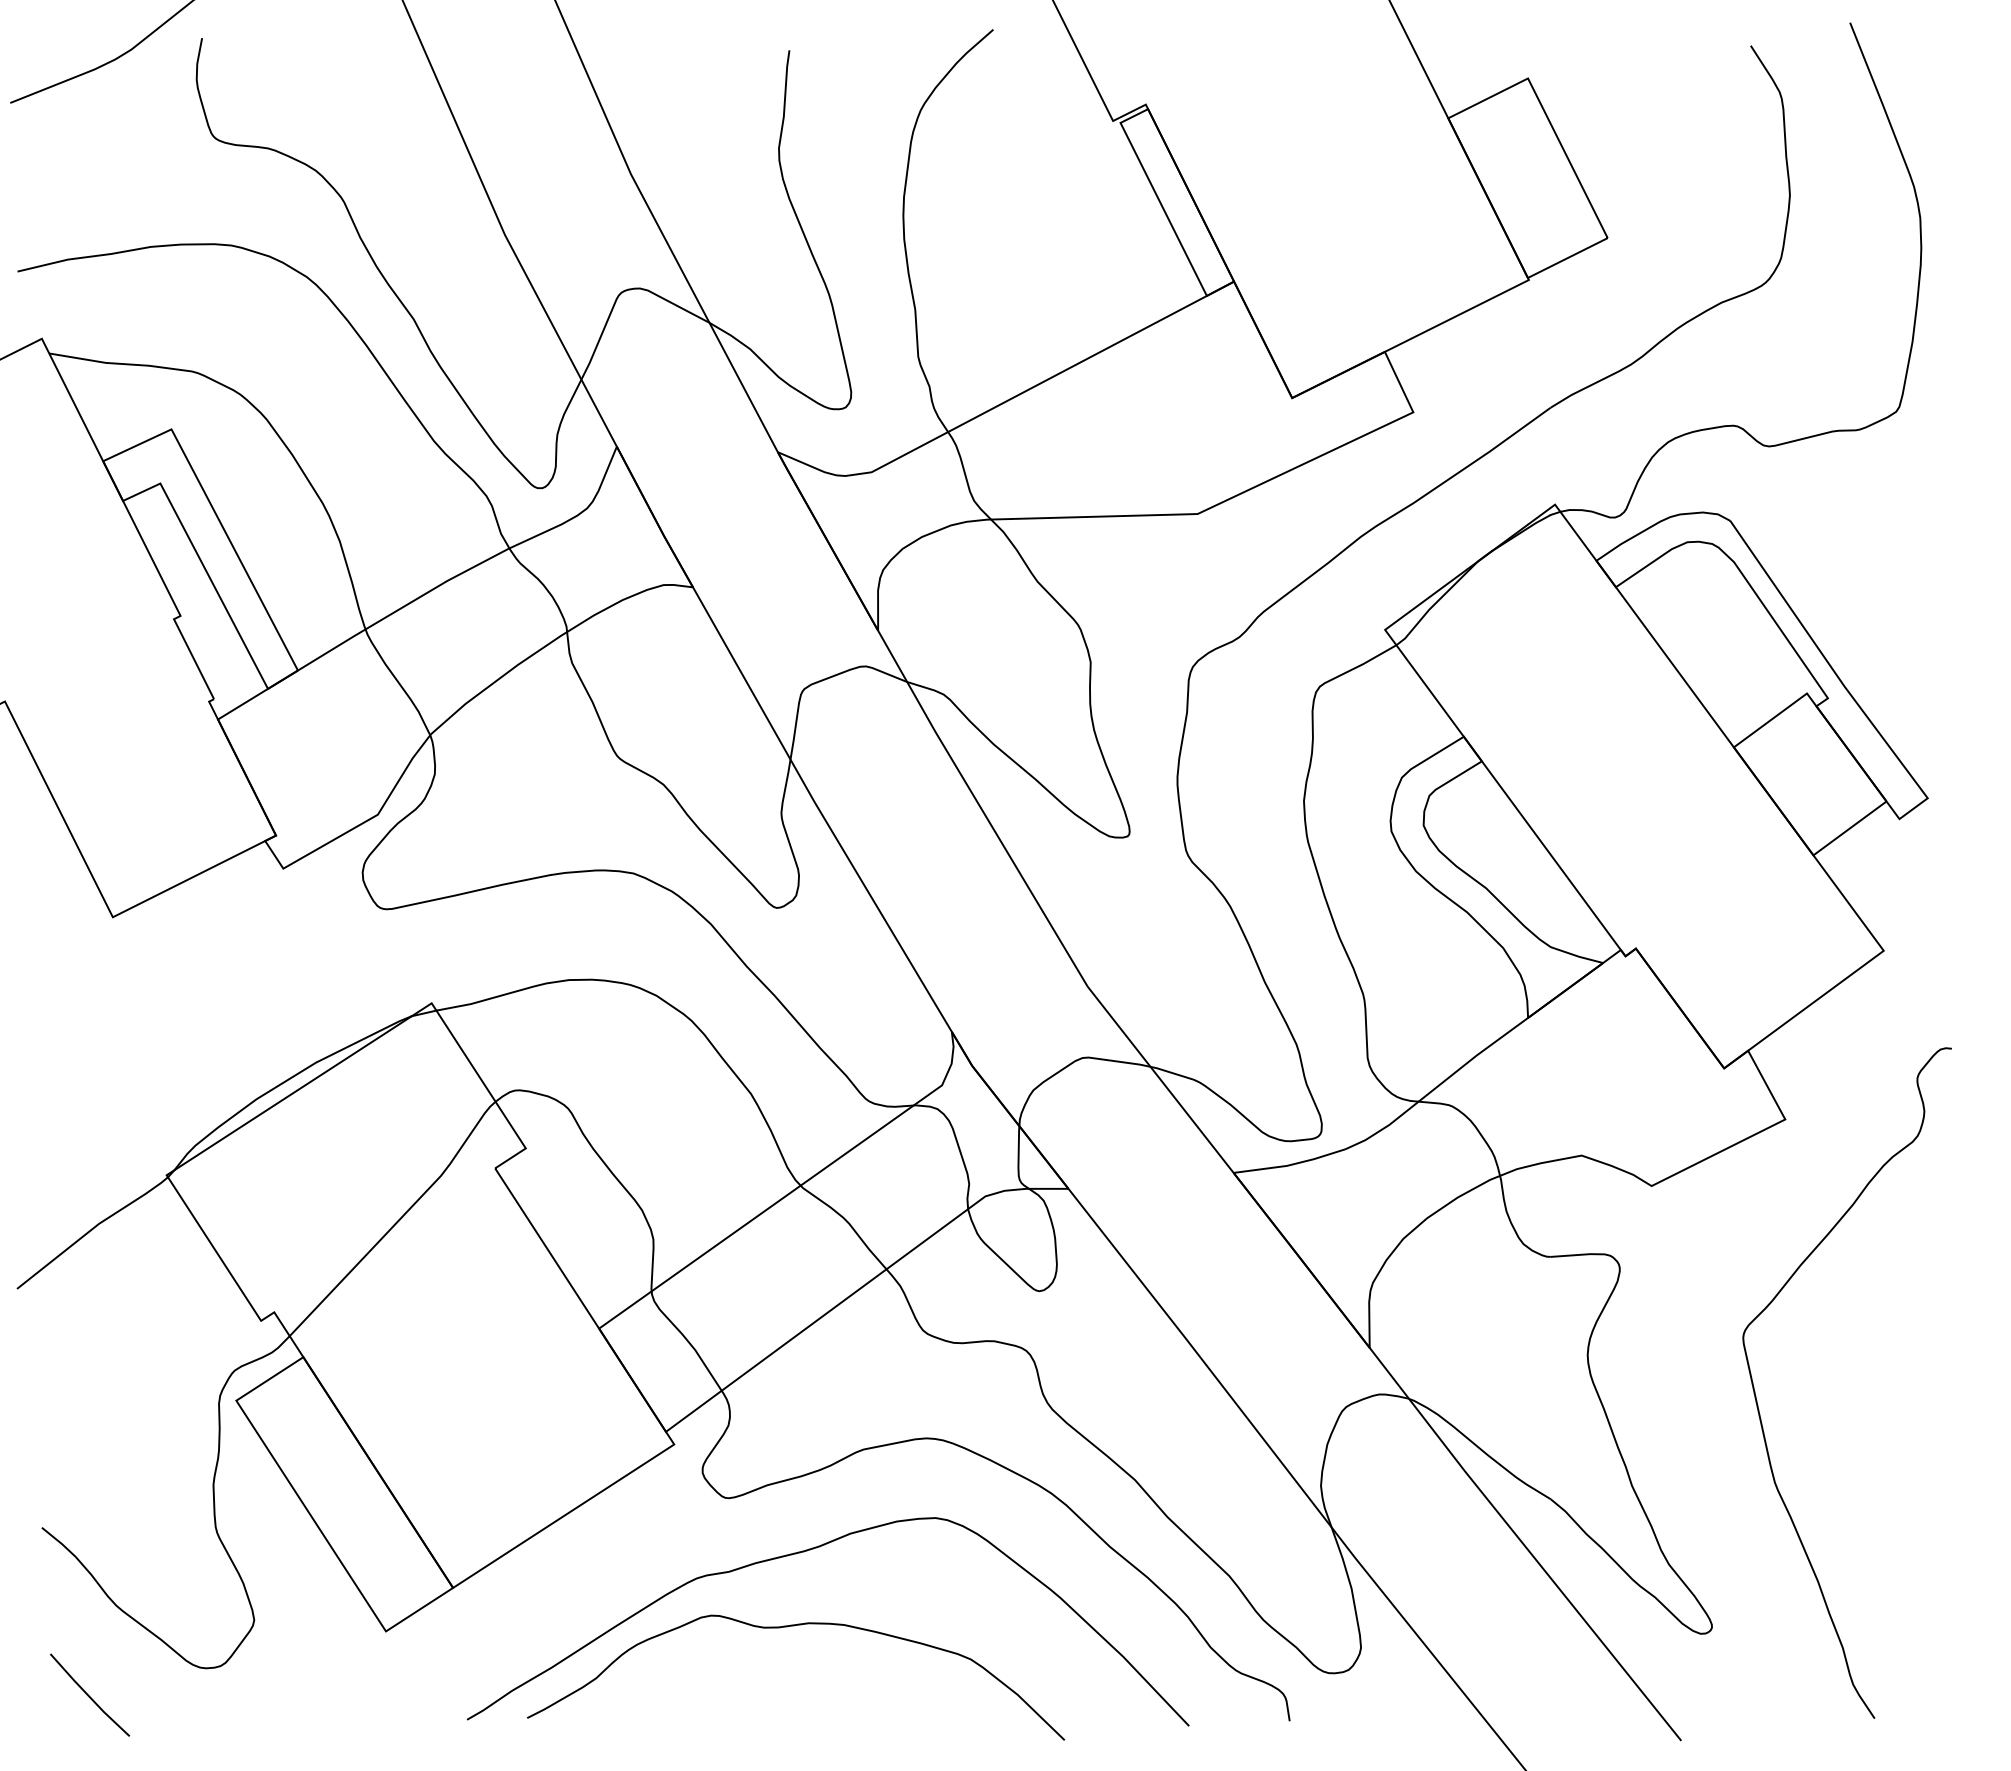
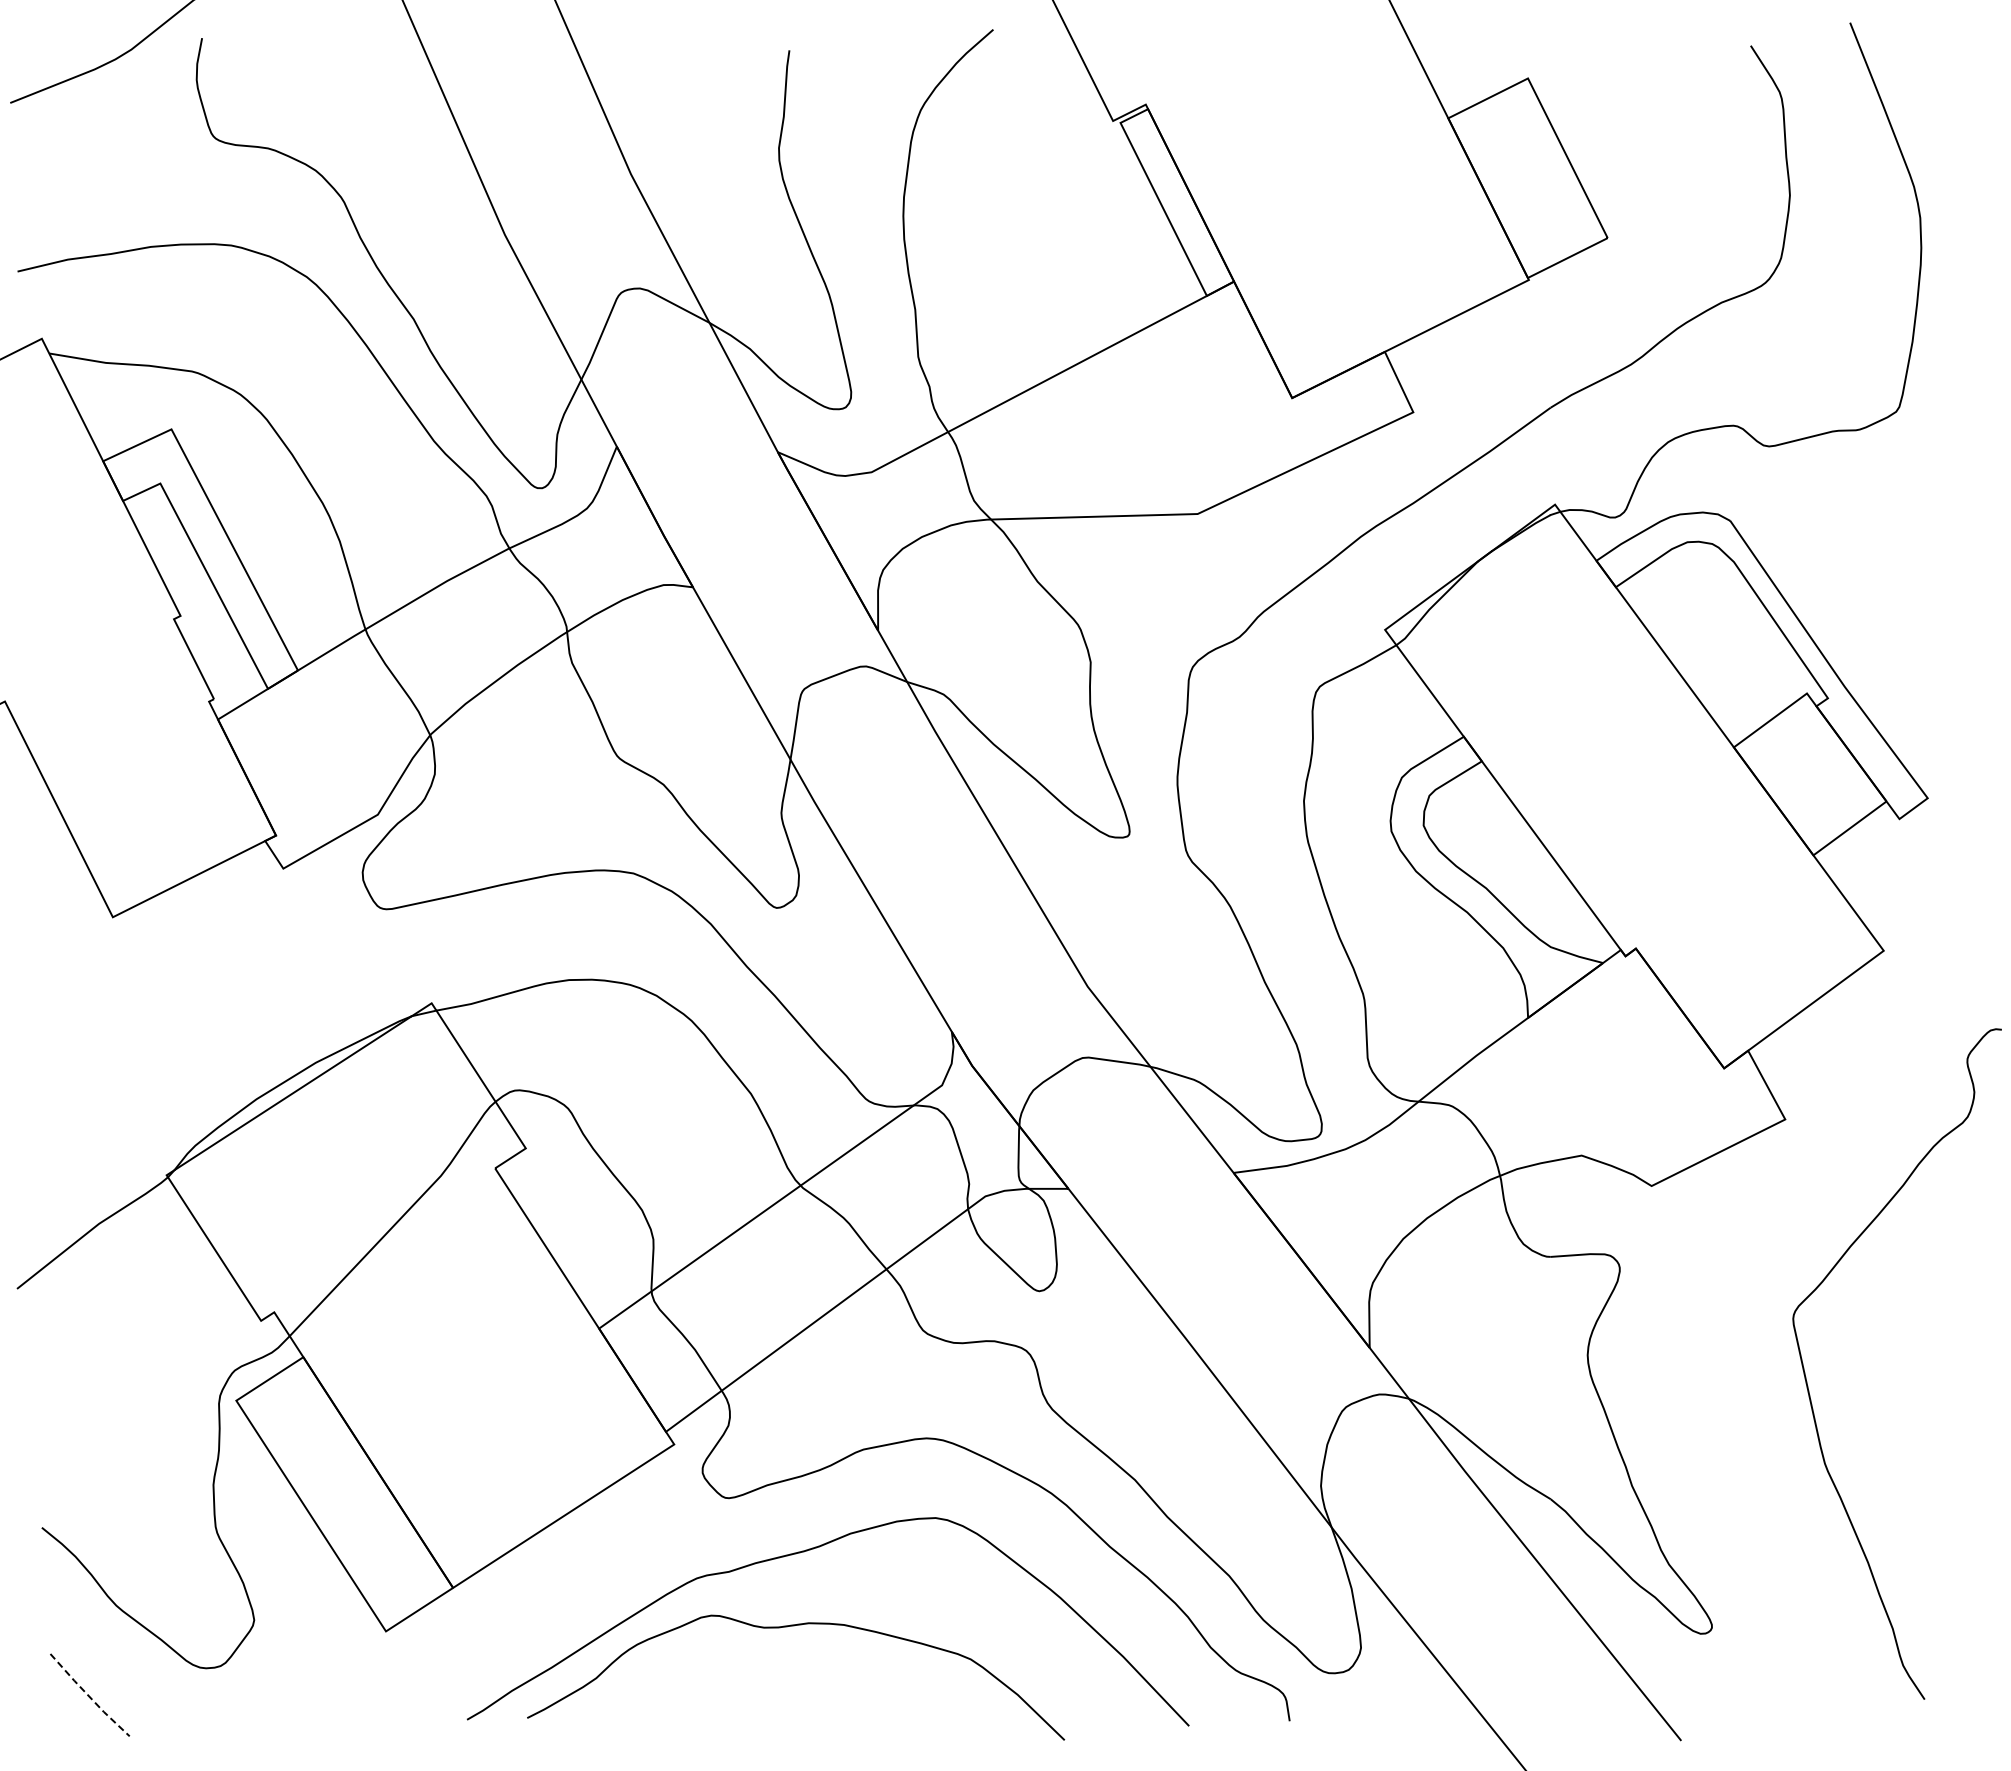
curve position: (1757, 1400) -> (1807, 1381) (1807, 1381)
line: solid -> dashed (88, 1696)
